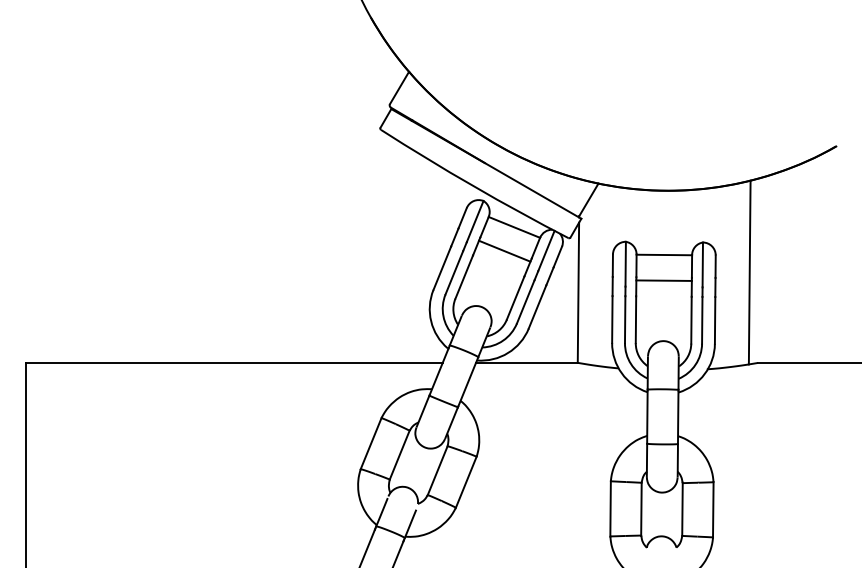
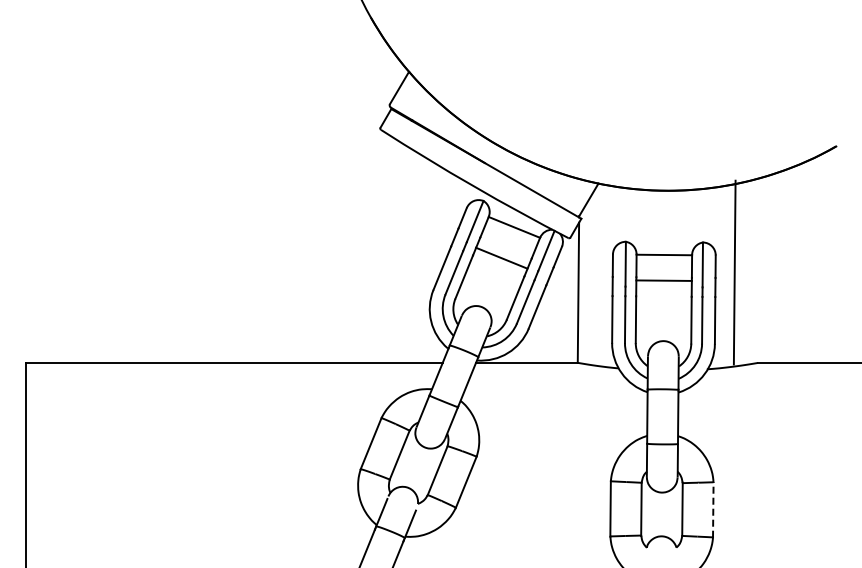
line position: (504, 250) -> (501, 257) (501, 257)
line position: (749, 272) -> (734, 272) (734, 272)
line: solid -> dashed (713, 509)
